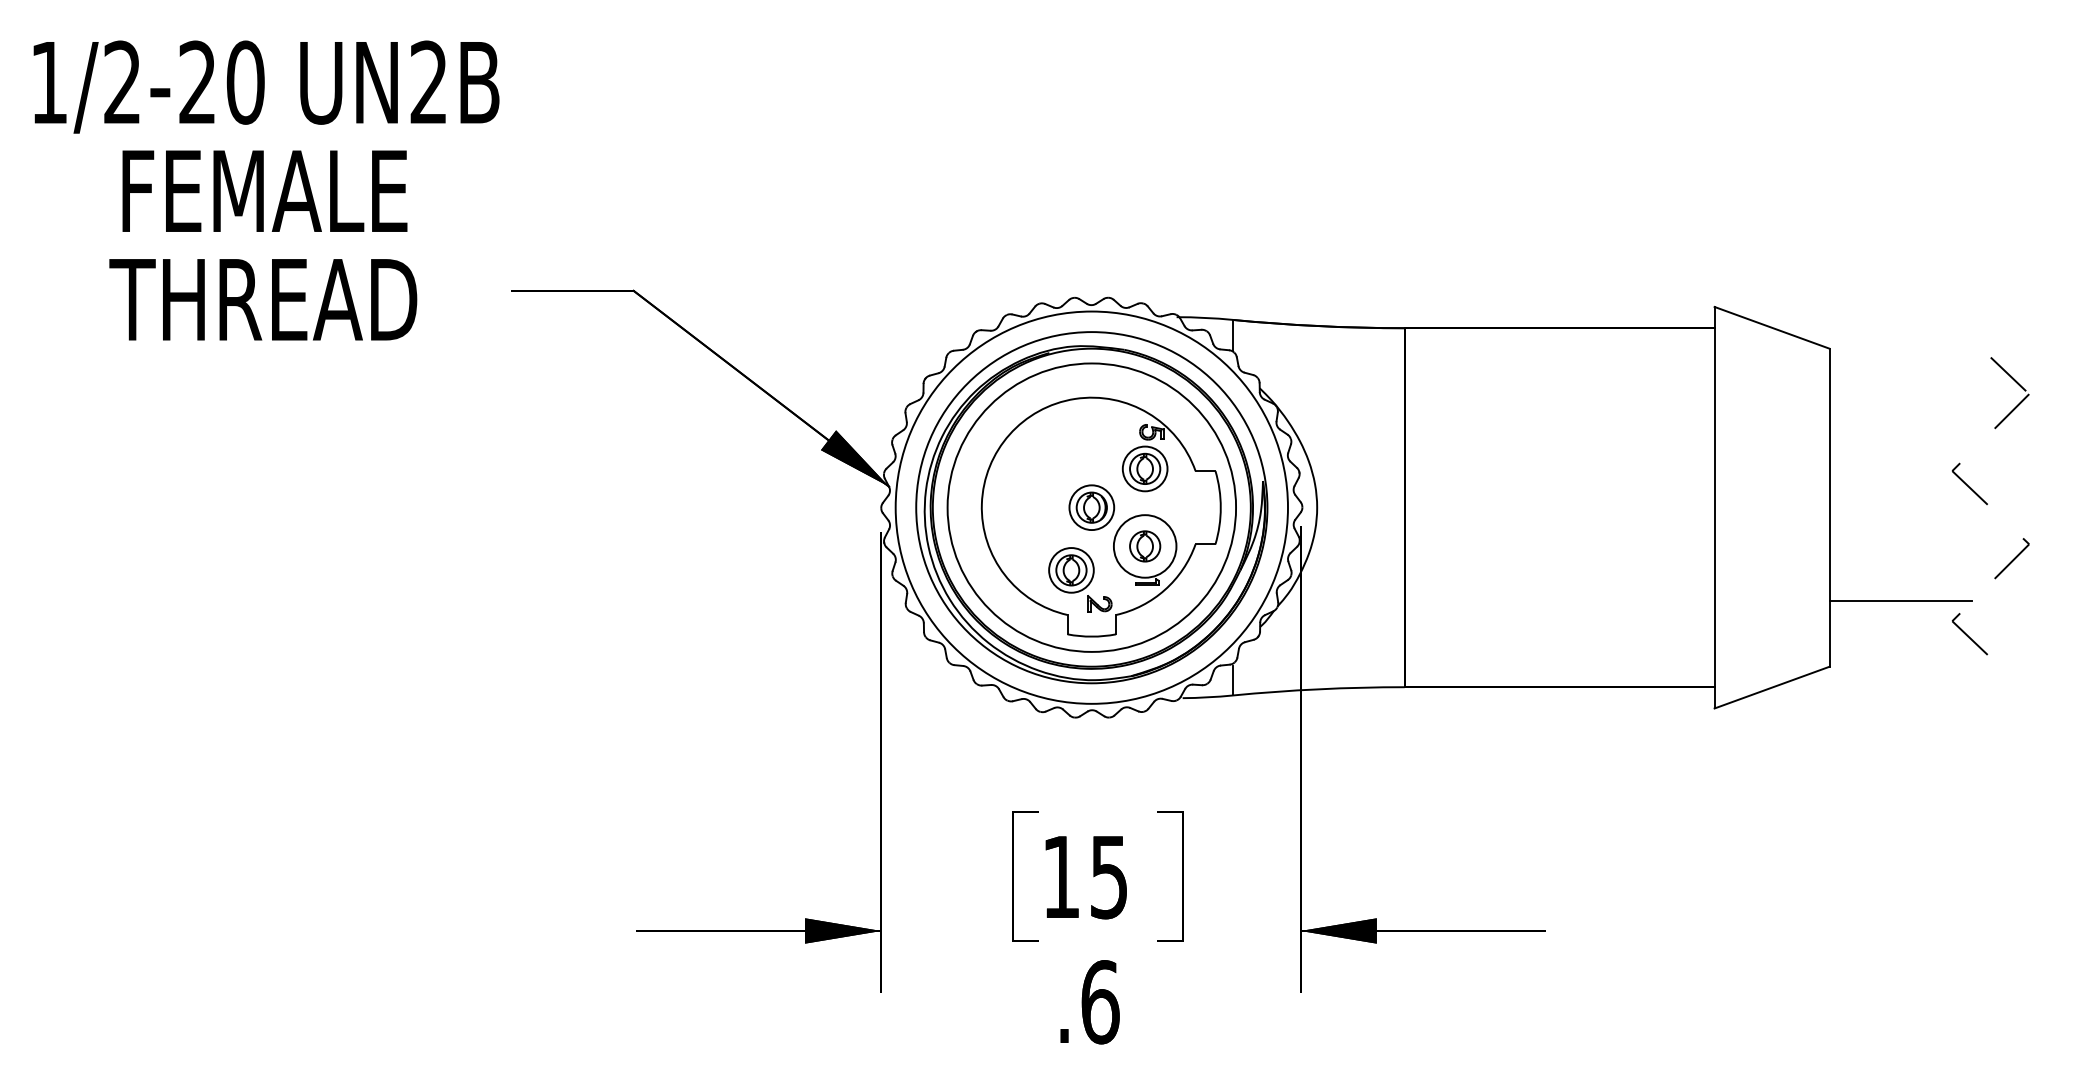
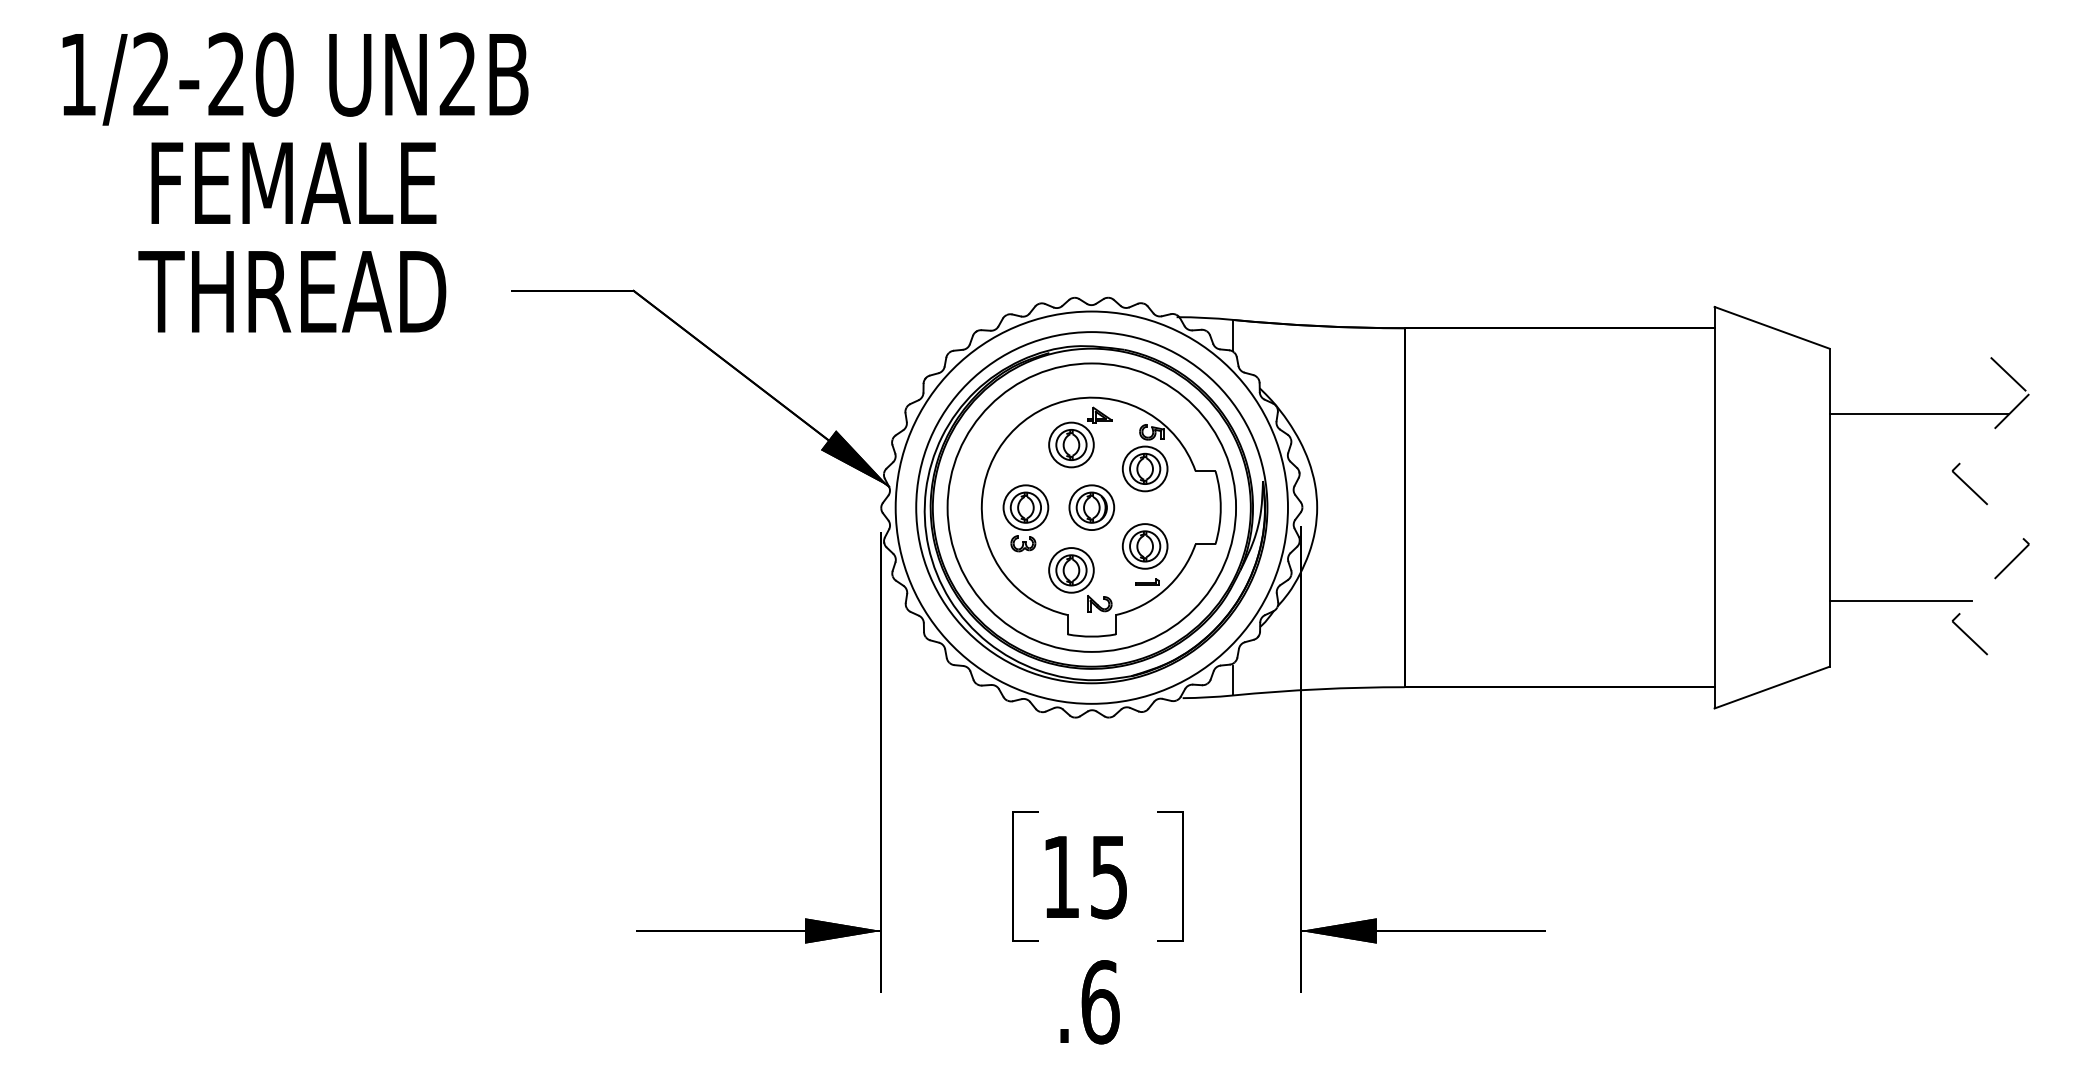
text position: (266, 190) -> (295, 182) (295, 182)
line: none -> present (1919, 414)
part: none -> present (1080, 437)
part: none -> present (1025, 518)
circle diameter: 63 px -> 45 px (1144, 546)
